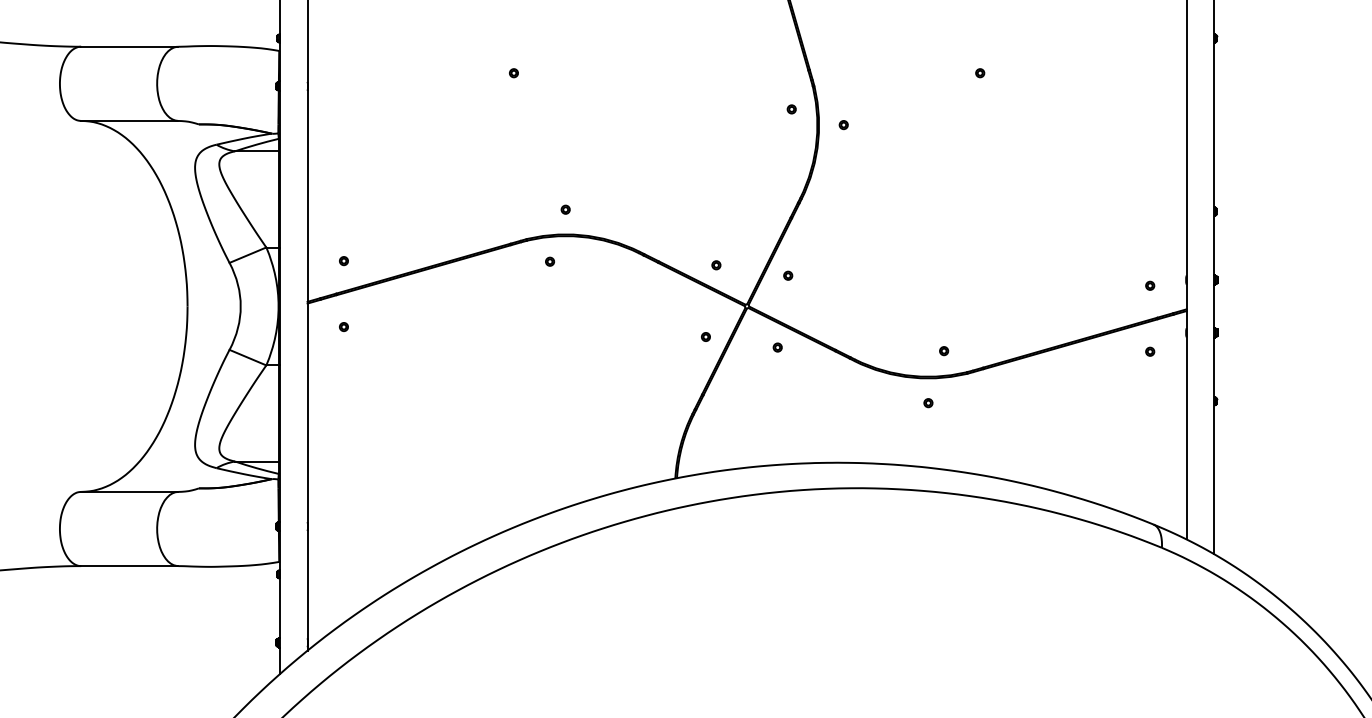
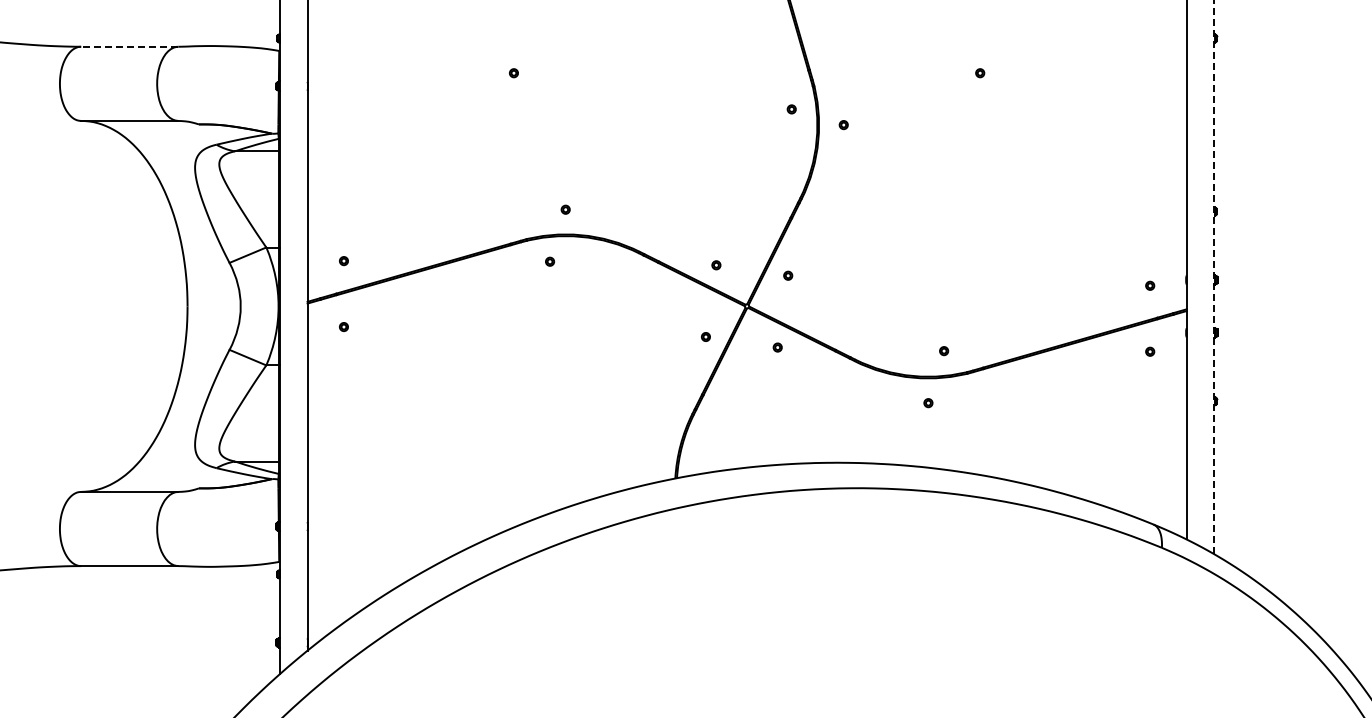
line: solid -> dashed (129, 46)
line: solid -> dashed (1214, 277)
